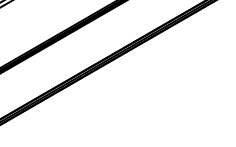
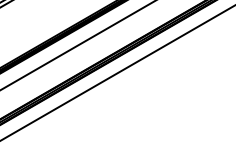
line: none -> present (77, 45)
line: none -> present (117, 72)
